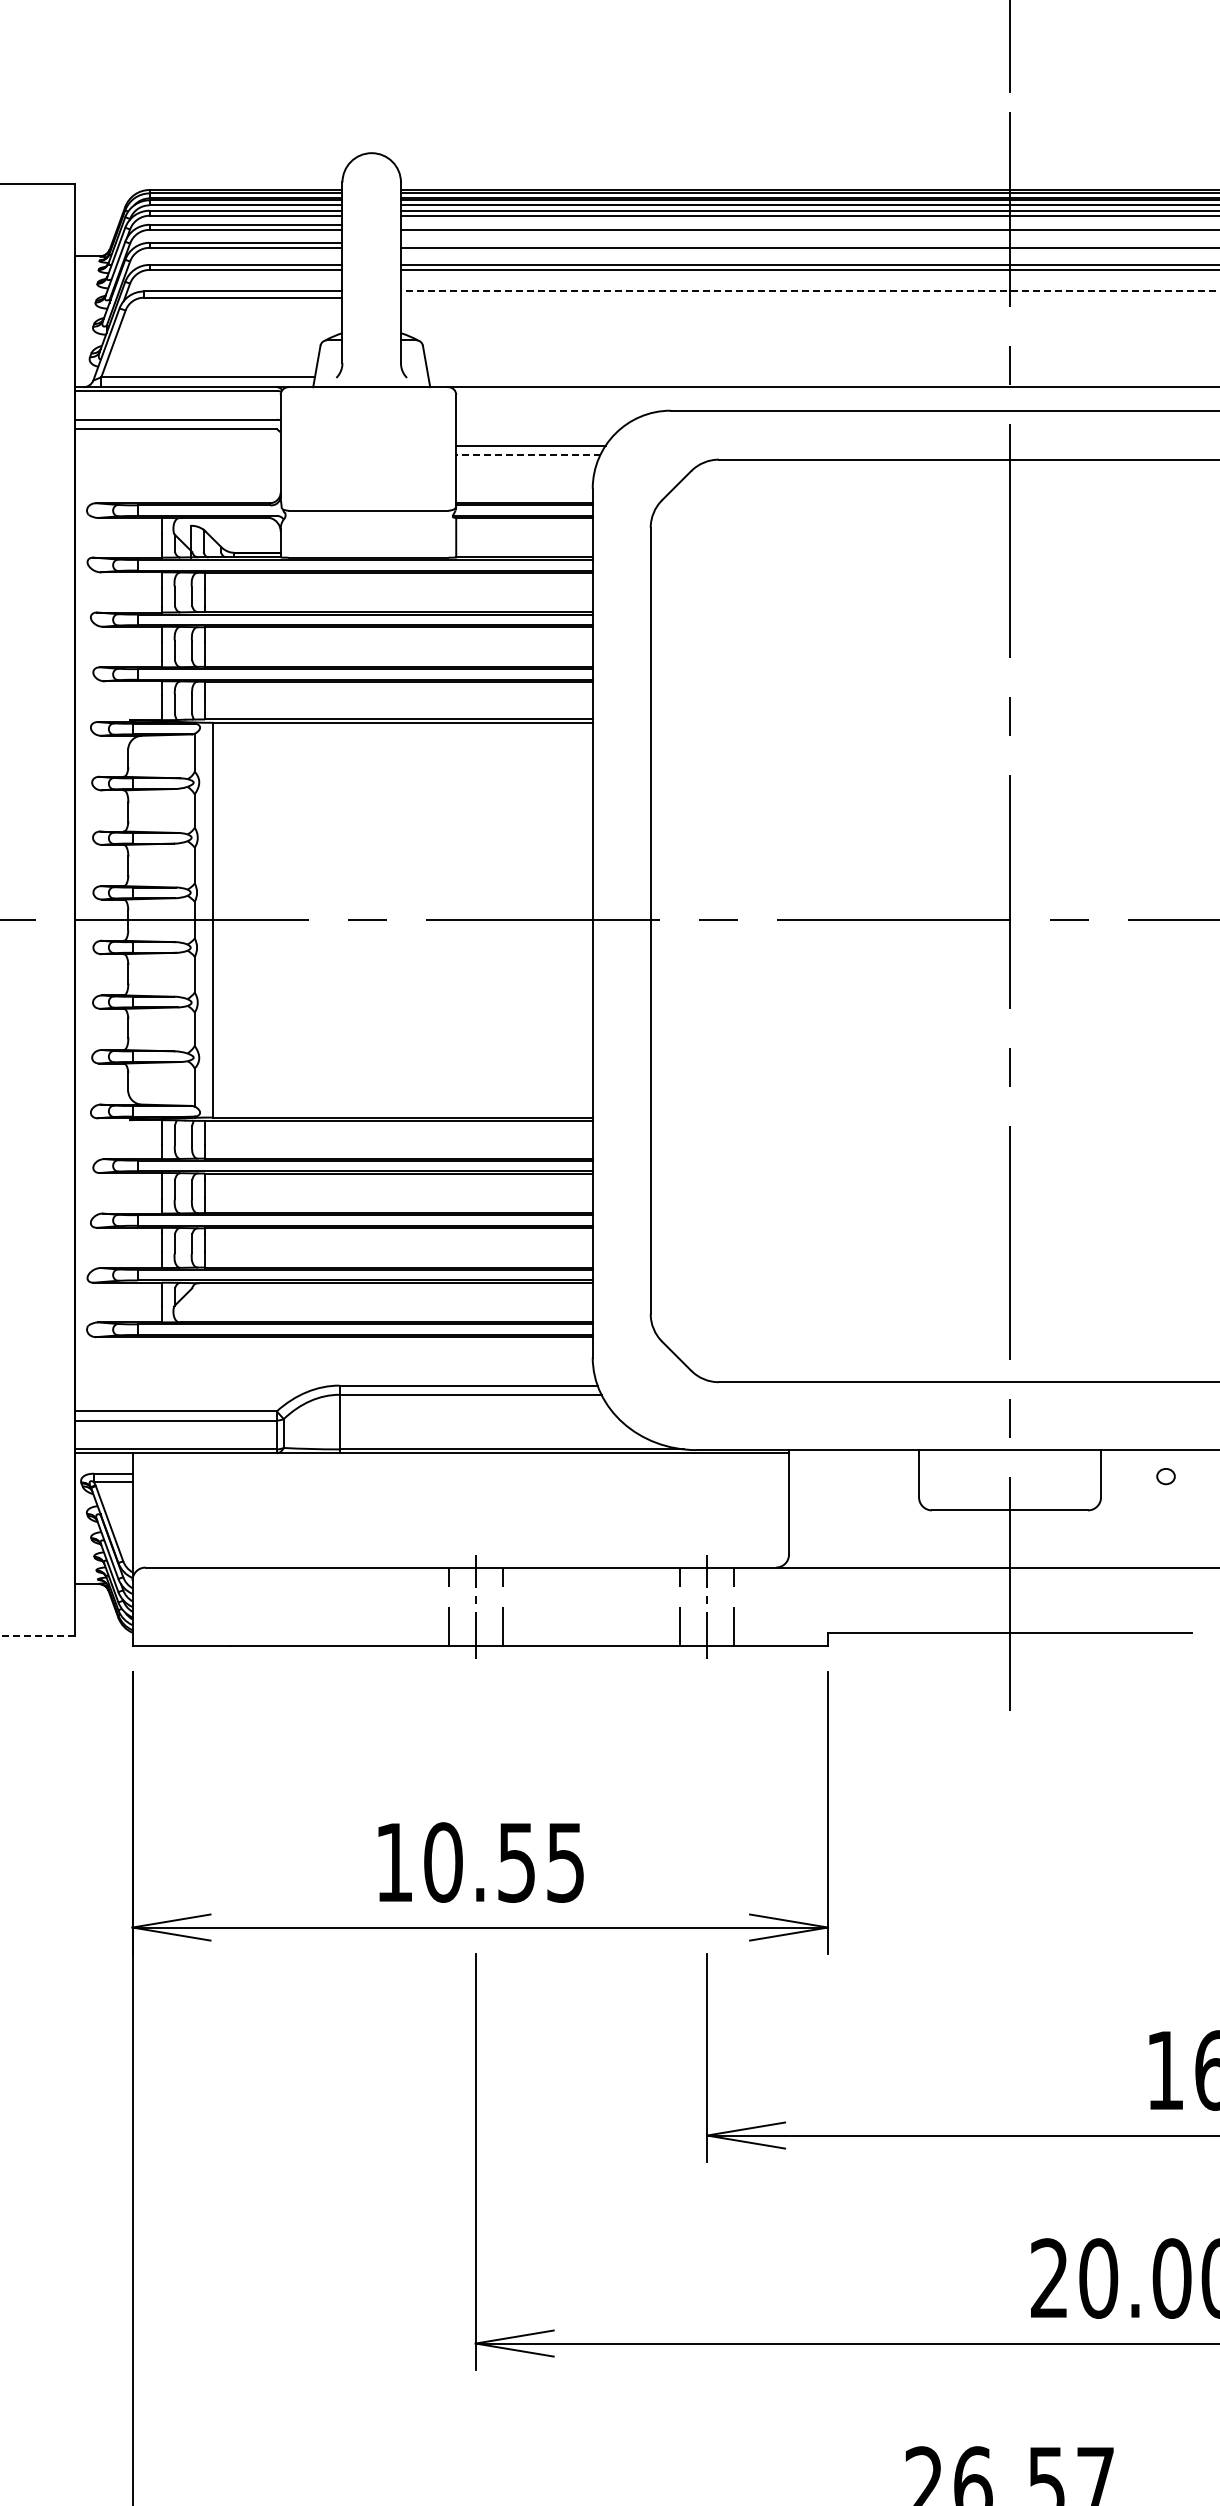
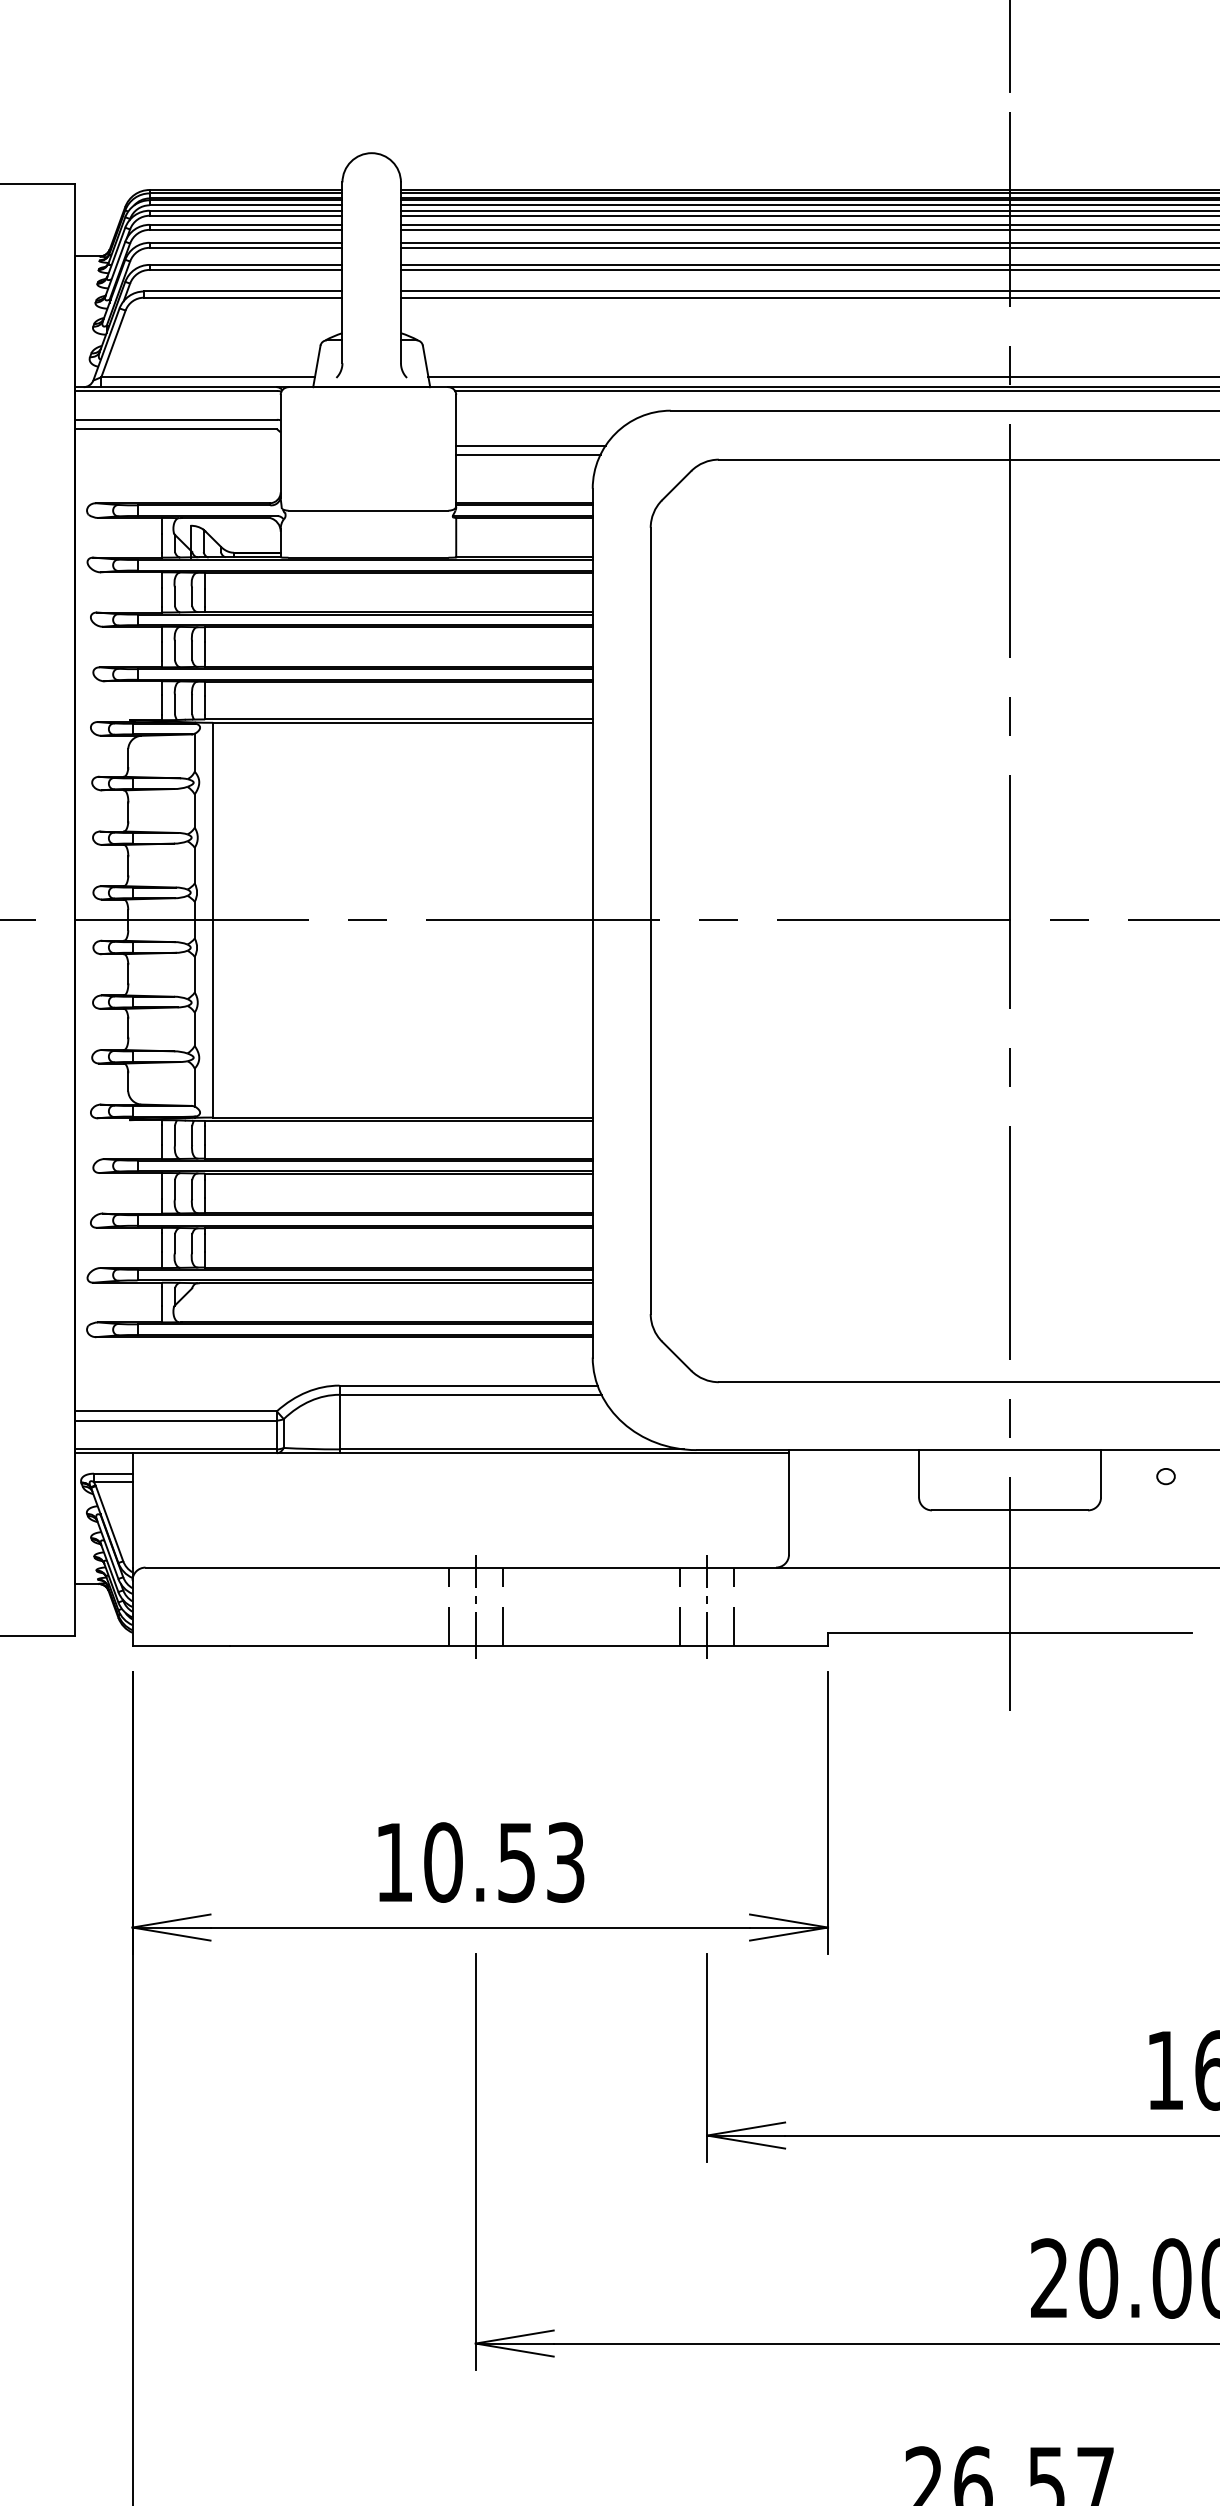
line: none -> present (808, 224)
line: none -> present (808, 242)
line: dashed -> solid (809, 291)
line: none -> present (808, 297)
line: none -> present (822, 377)
line: none -> present (835, 390)
line: dashed -> solid (527, 454)
line: dashed -> solid (38, 1635)
text: 10.55 -> 10.53 (565, 1862)
